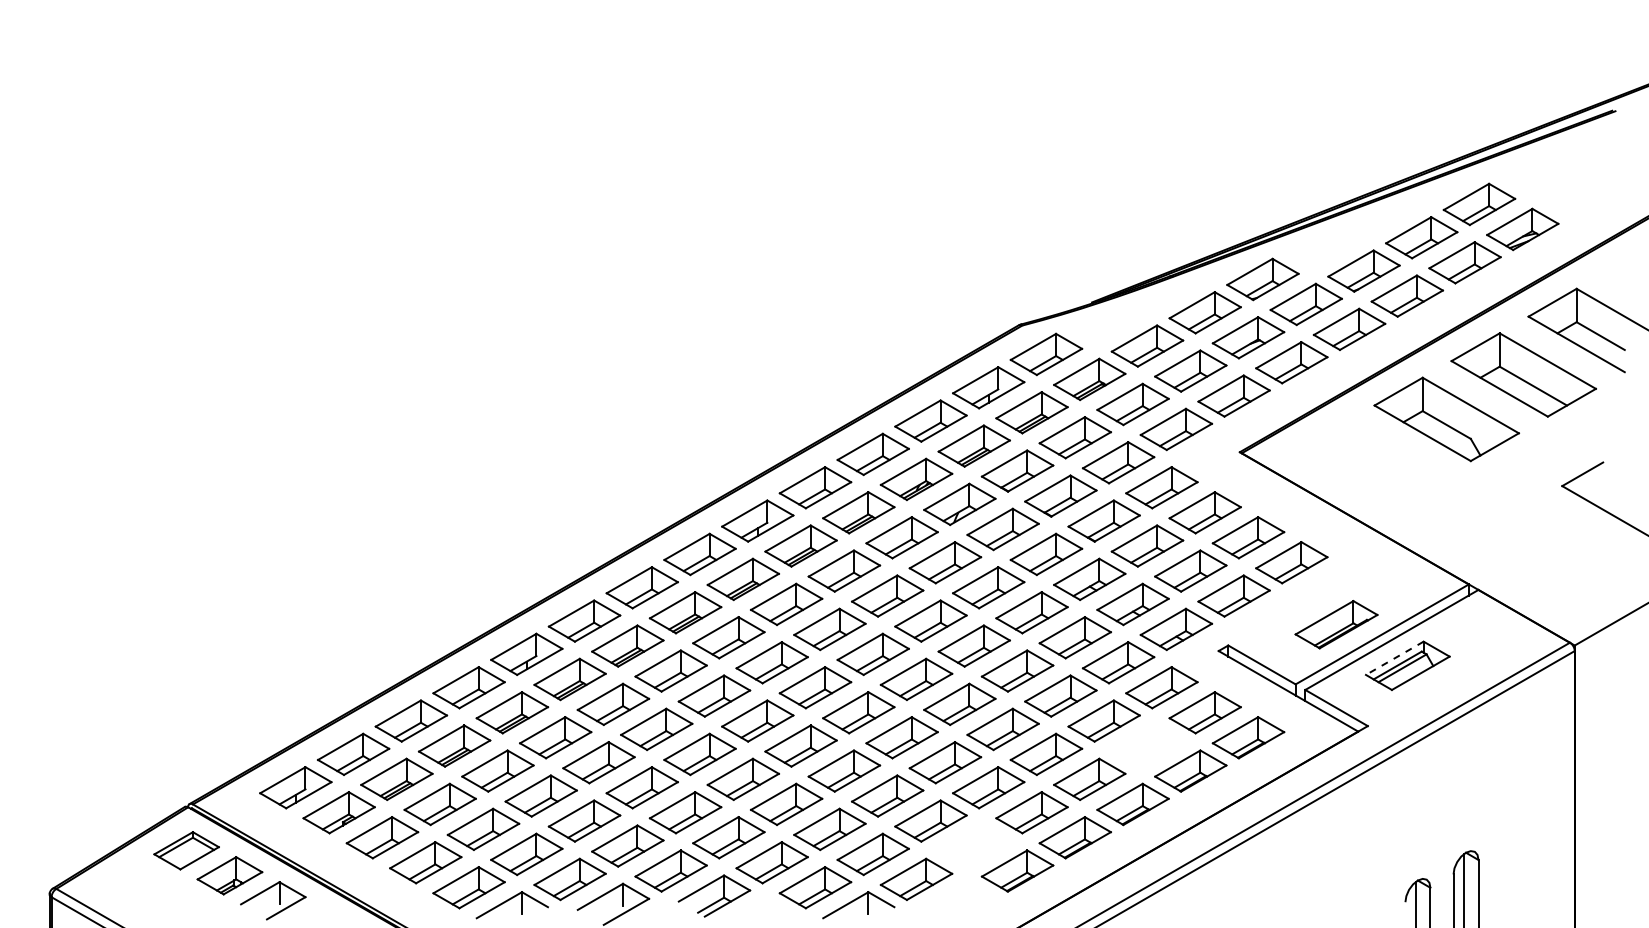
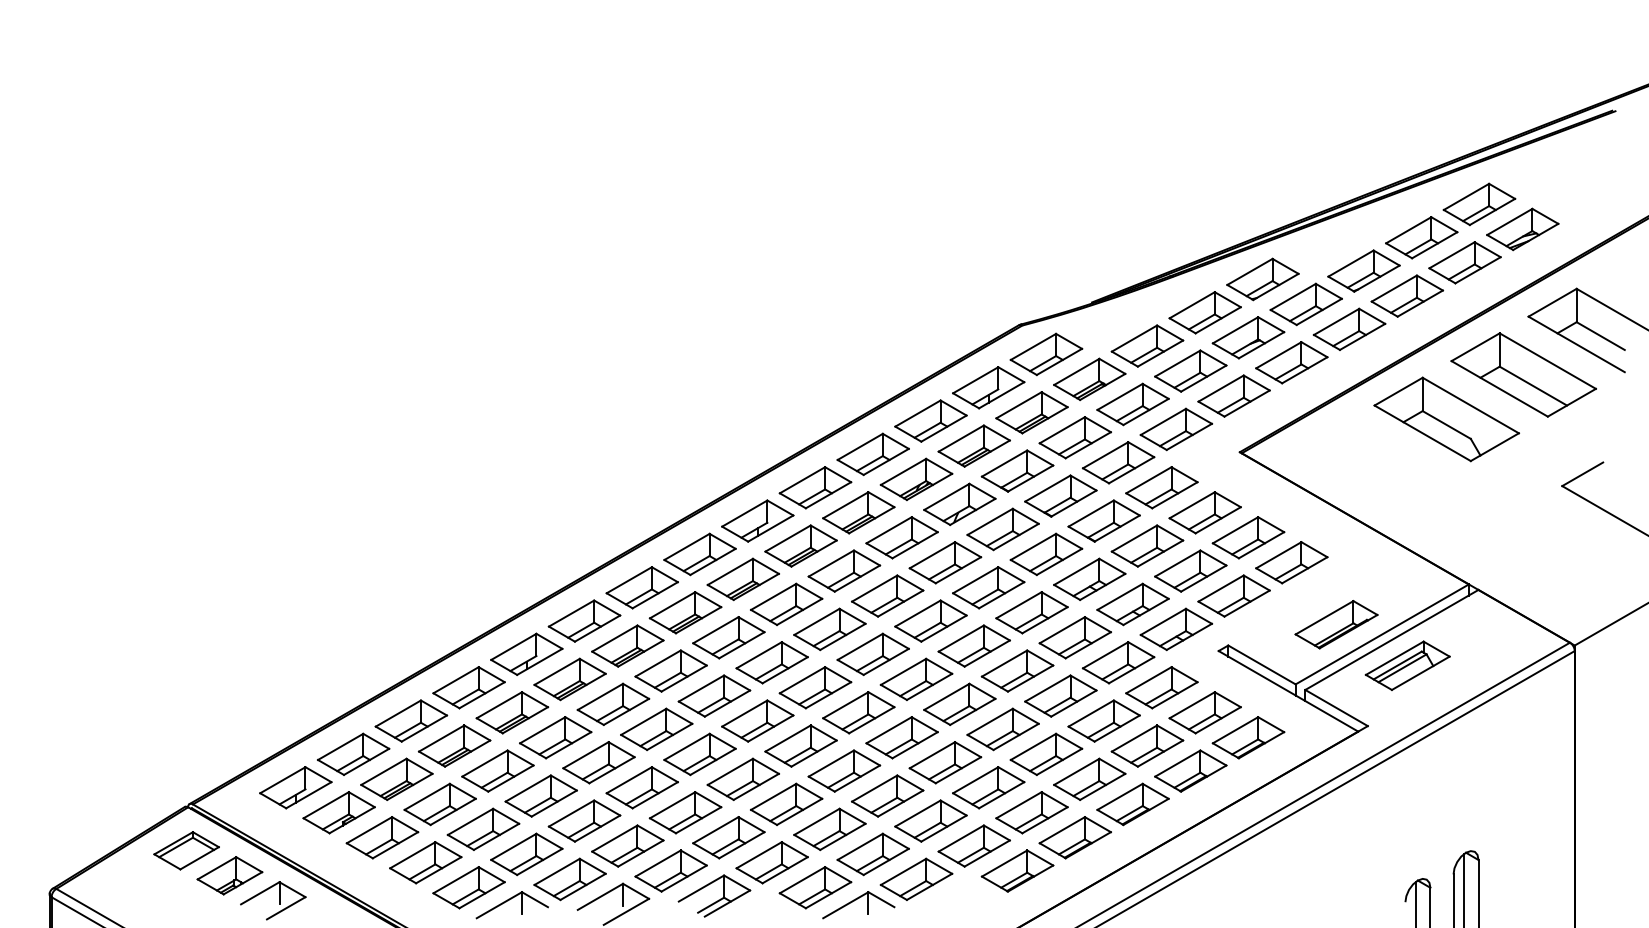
line: dashed -> solid (1394, 658)
part: none -> present (1147, 745)
part: none -> present (973, 845)
